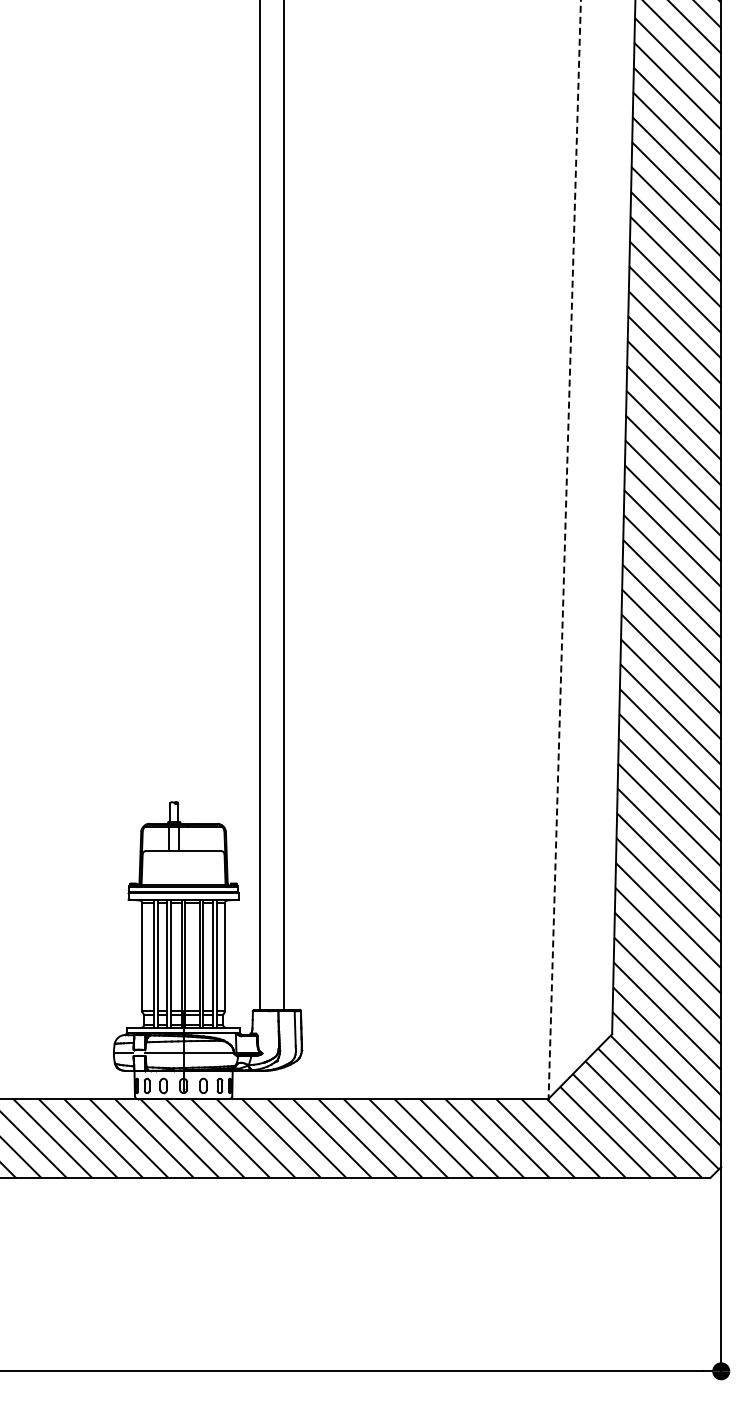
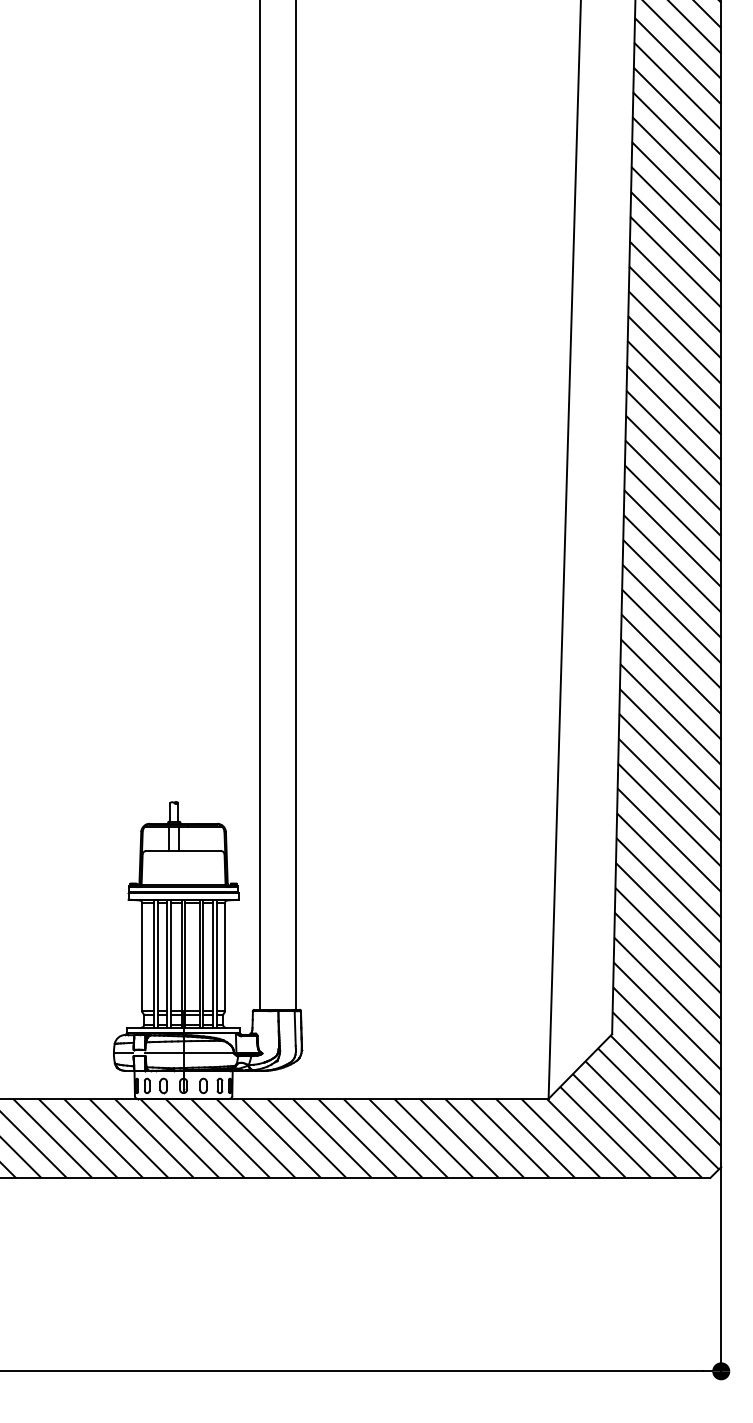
line position: (284, 505) -> (296, 505) (296, 505)
line: dashed -> solid (564, 550)
